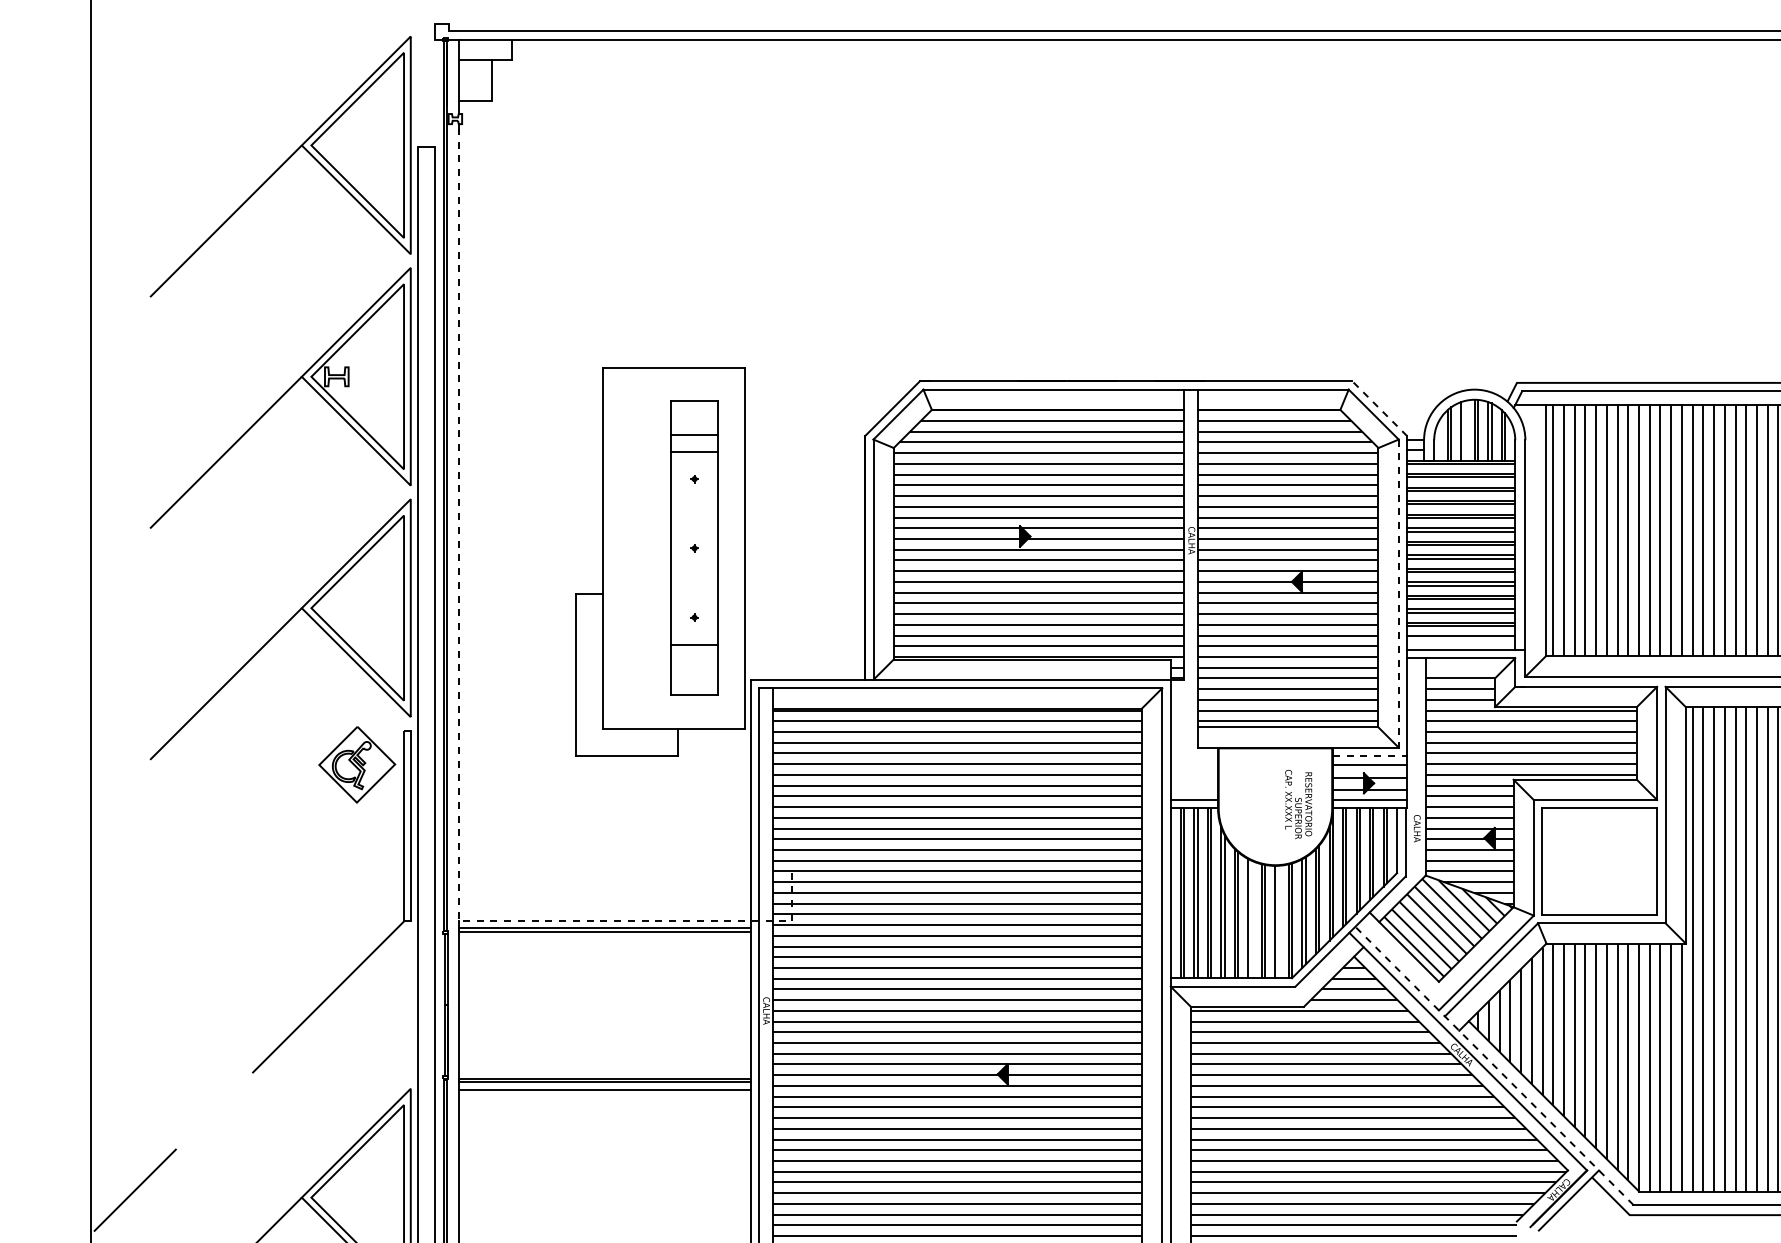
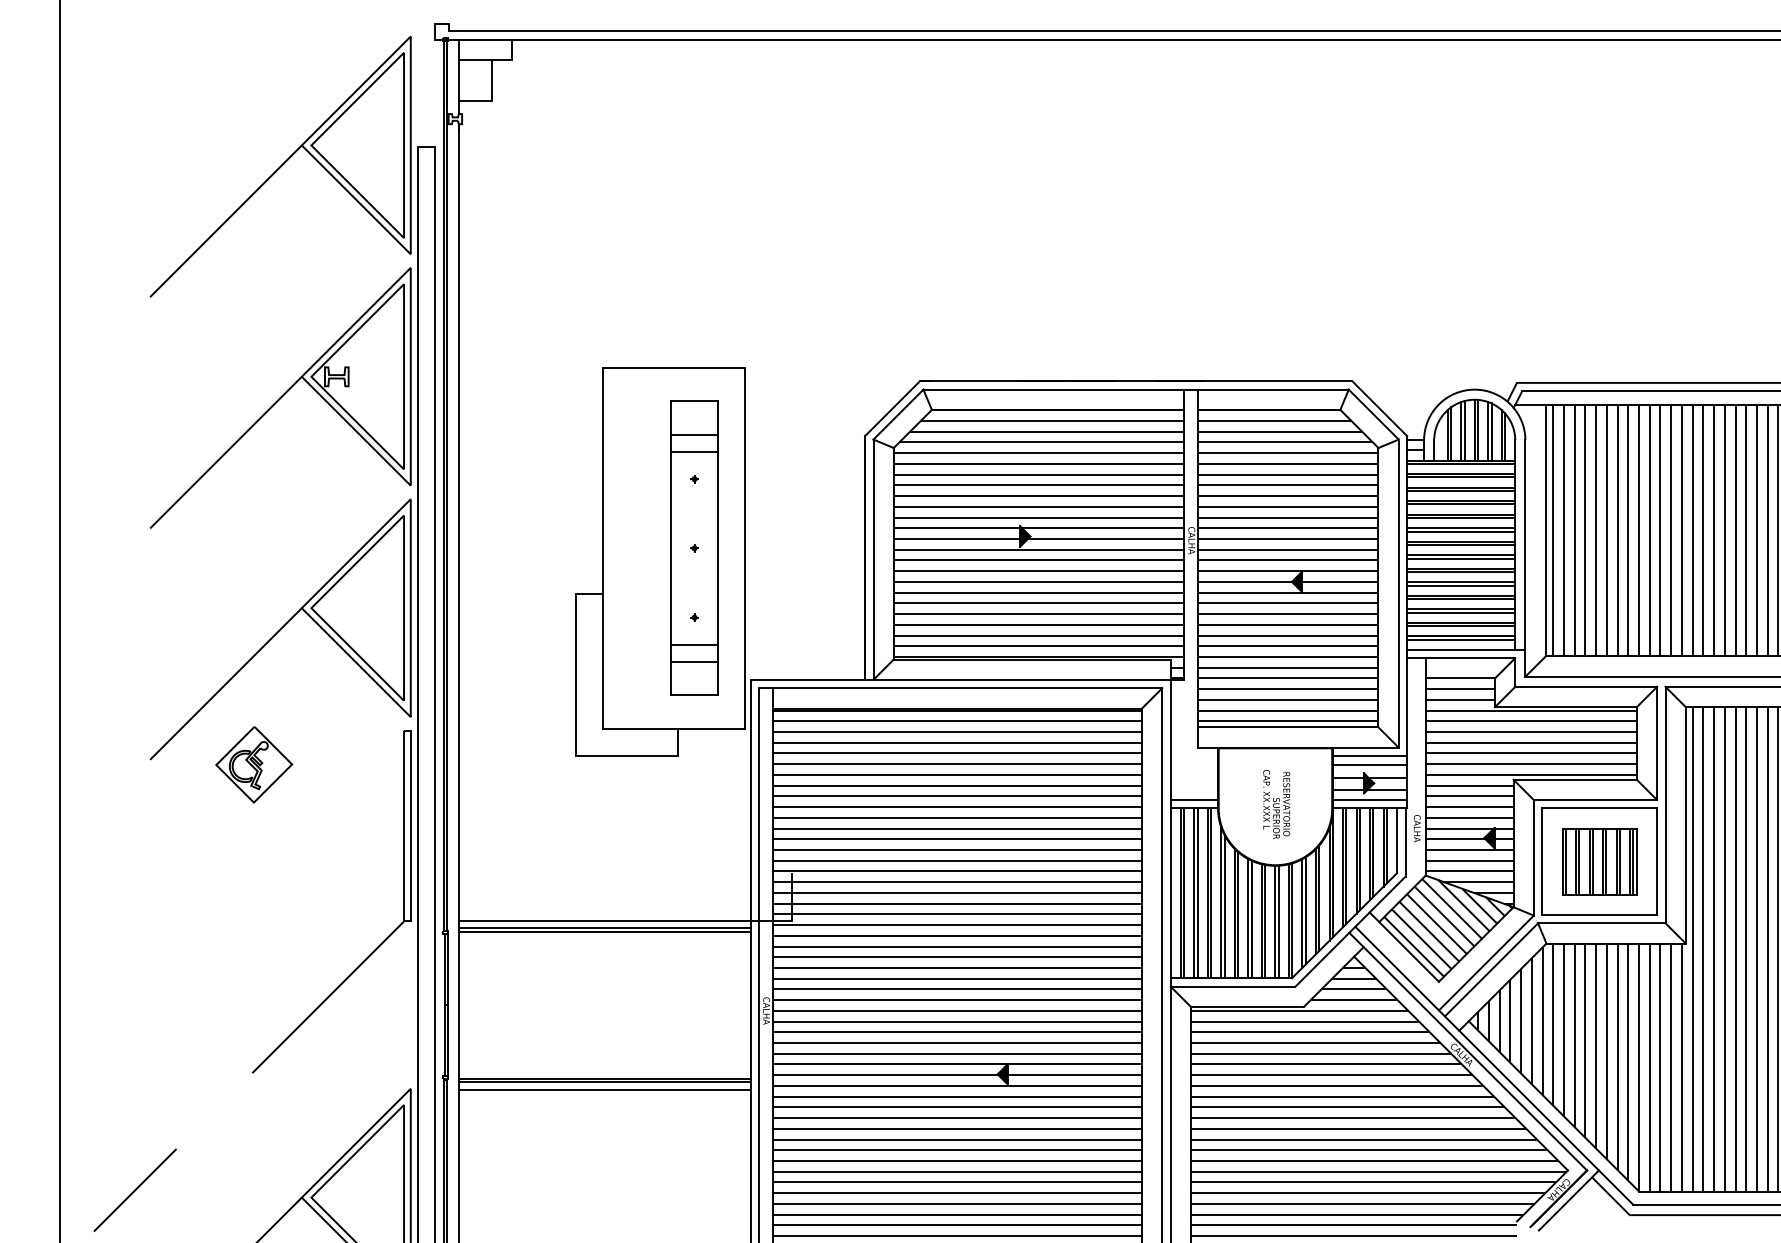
line: dashed -> solid (1379, 408)
line: none -> present (1464, 430)
line: dashed -> solid (1398, 594)
line position: (91, 620) -> (60, 620) (60, 620)
line: none -> present (1461, 639)
line: none -> present (694, 661)
line: dashed -> solid (458, 714)
line: dashed -> solid (1370, 756)
part position: (357, 764) -> (254, 764) (254, 764)
text position: (1298, 804) -> (1276, 804) (1276, 804)
part: none -> present (1599, 861)
line: none -> present (1251, 919)
line: none -> present (1278, 921)
line: dashed -> solid (1494, 1065)
